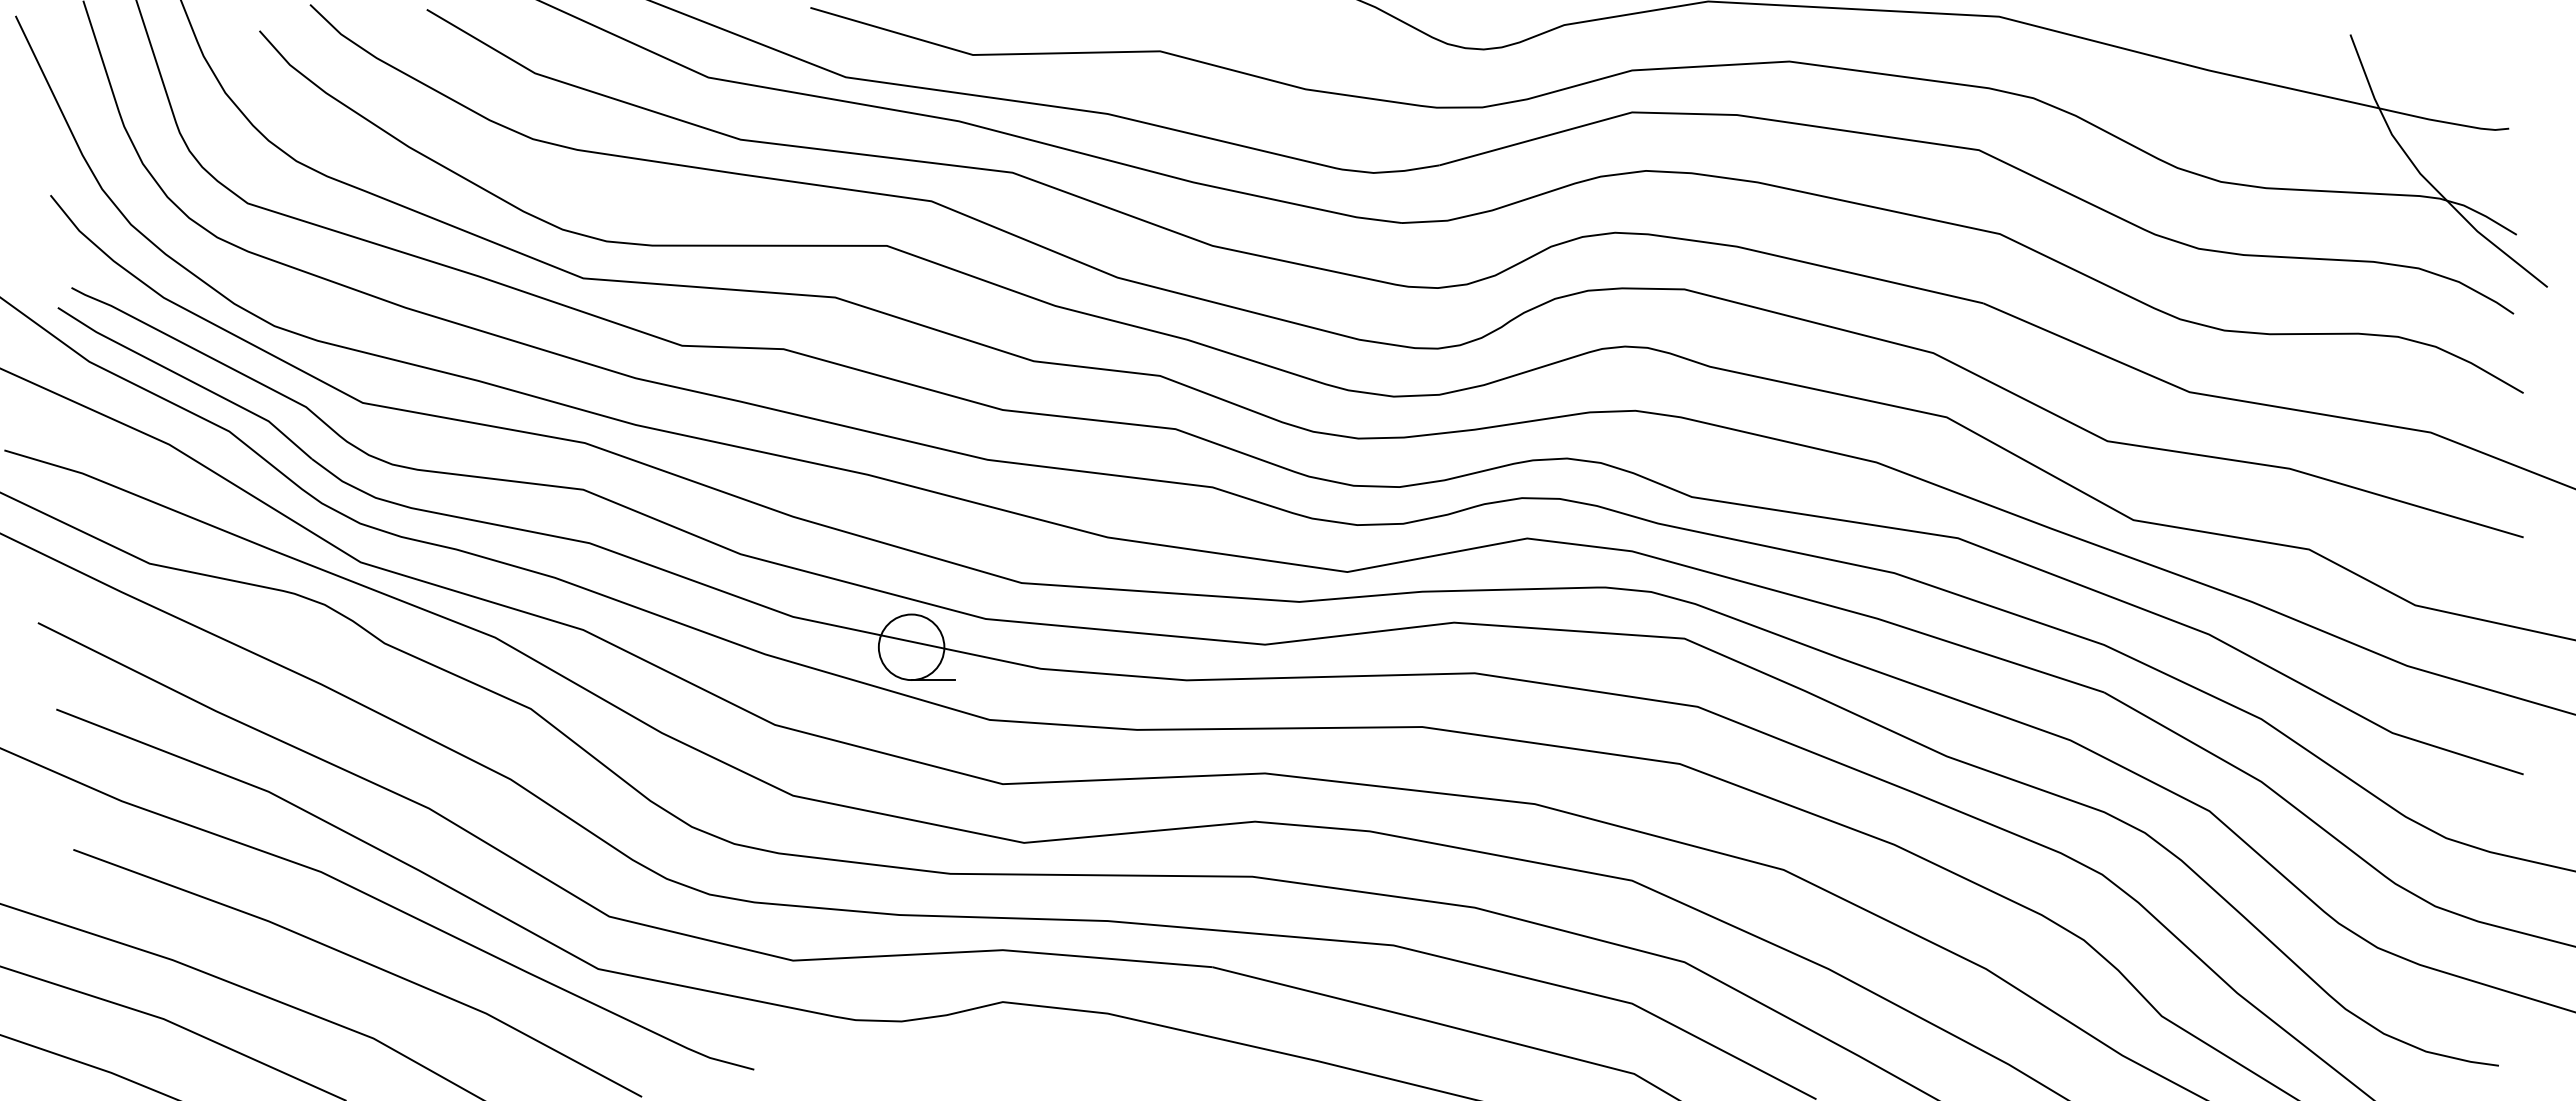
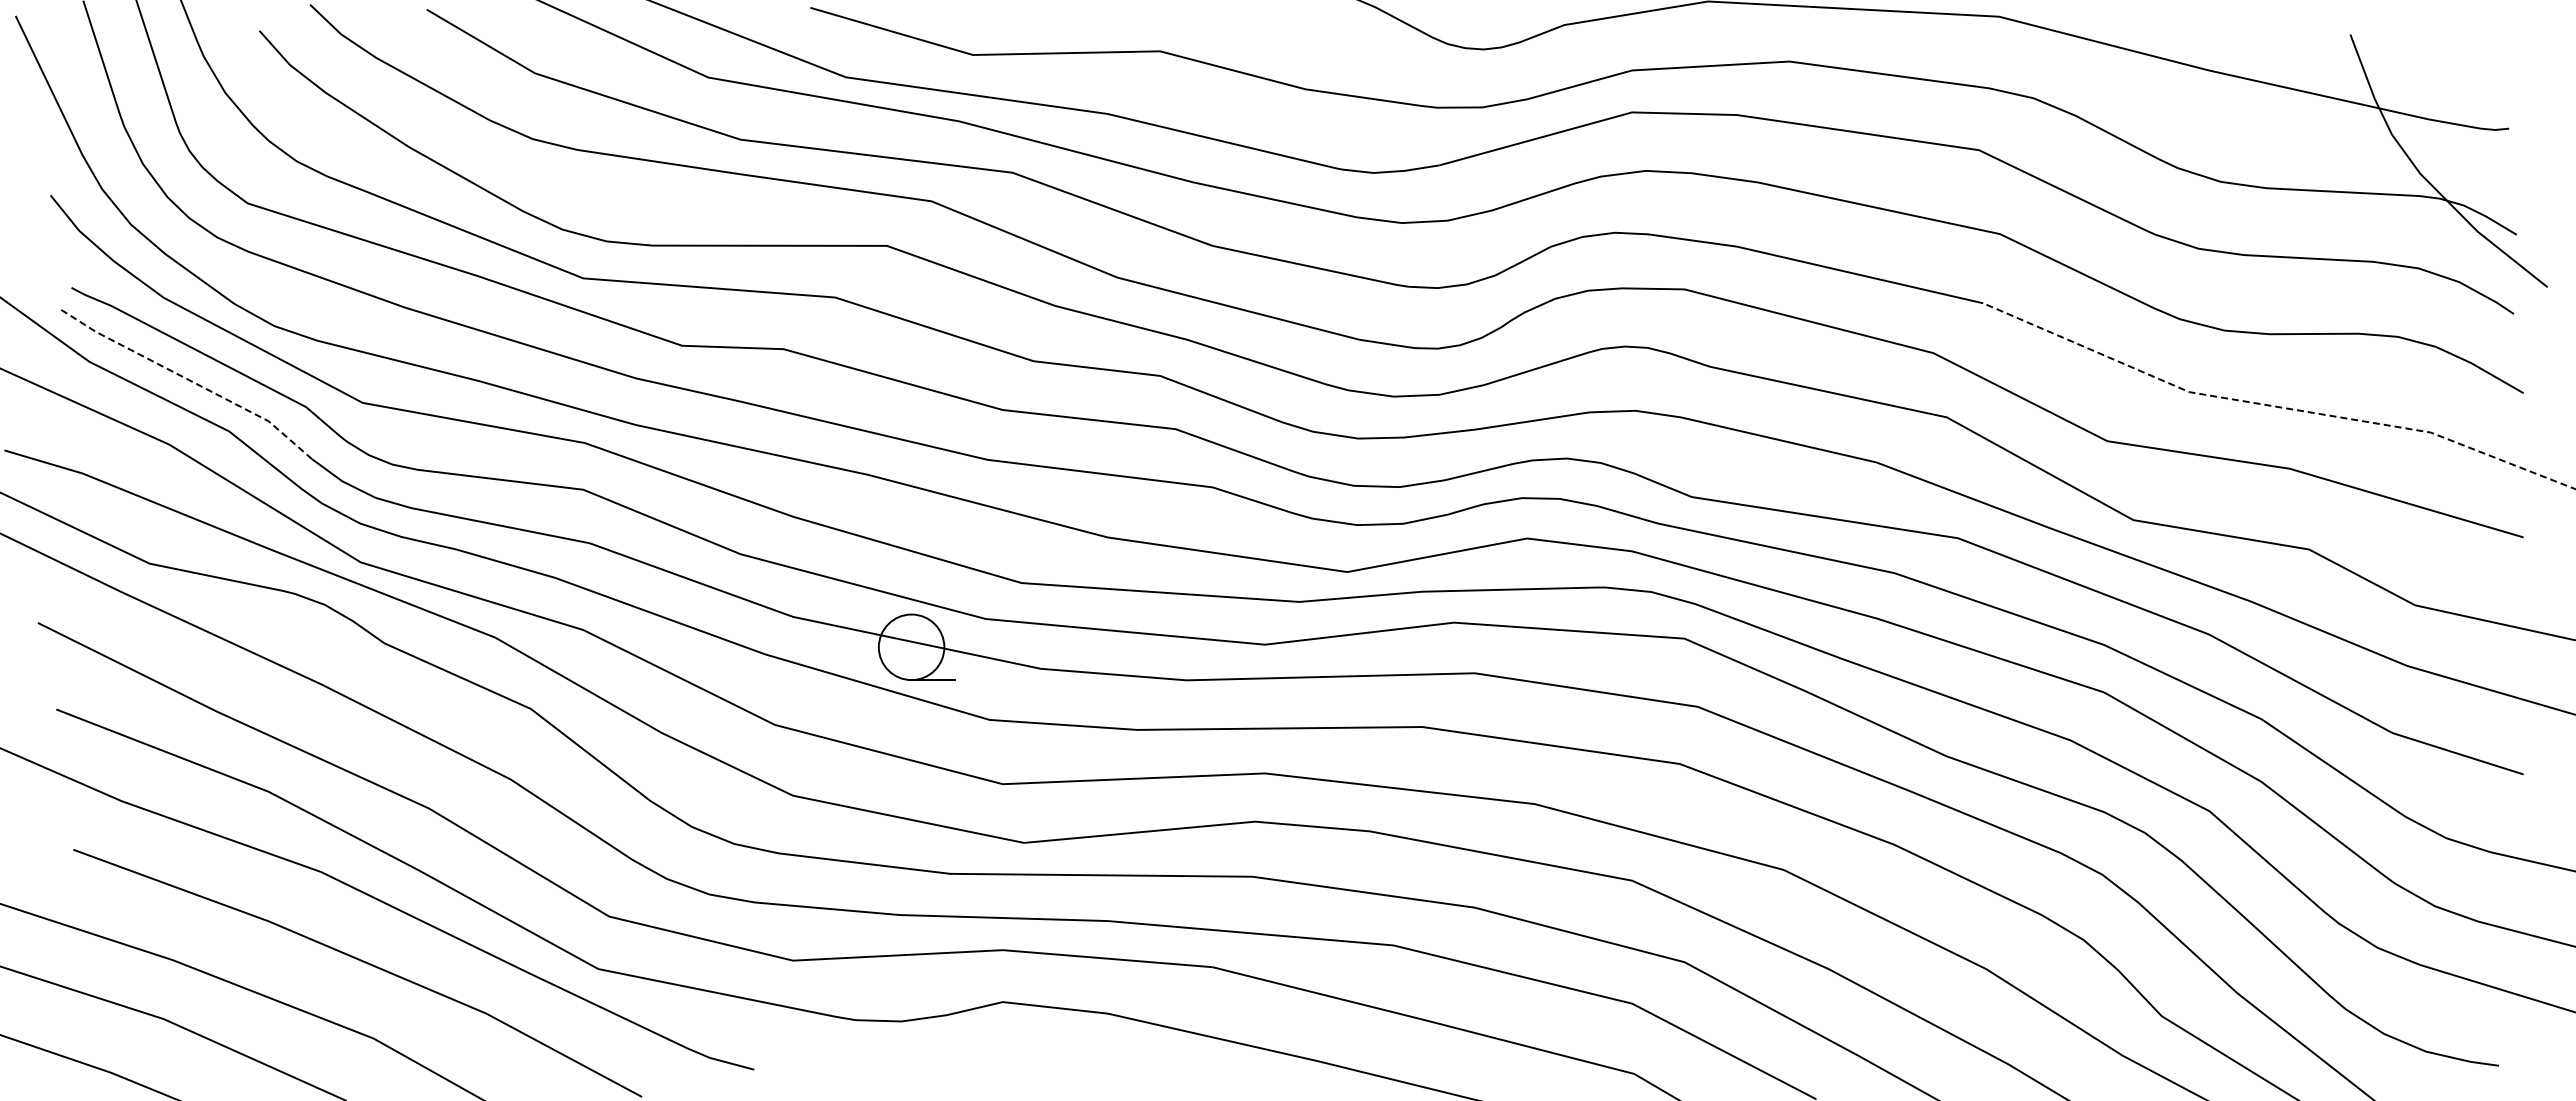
line: solid -> dashed (187, 379)
line: solid -> dashed (2276, 406)
